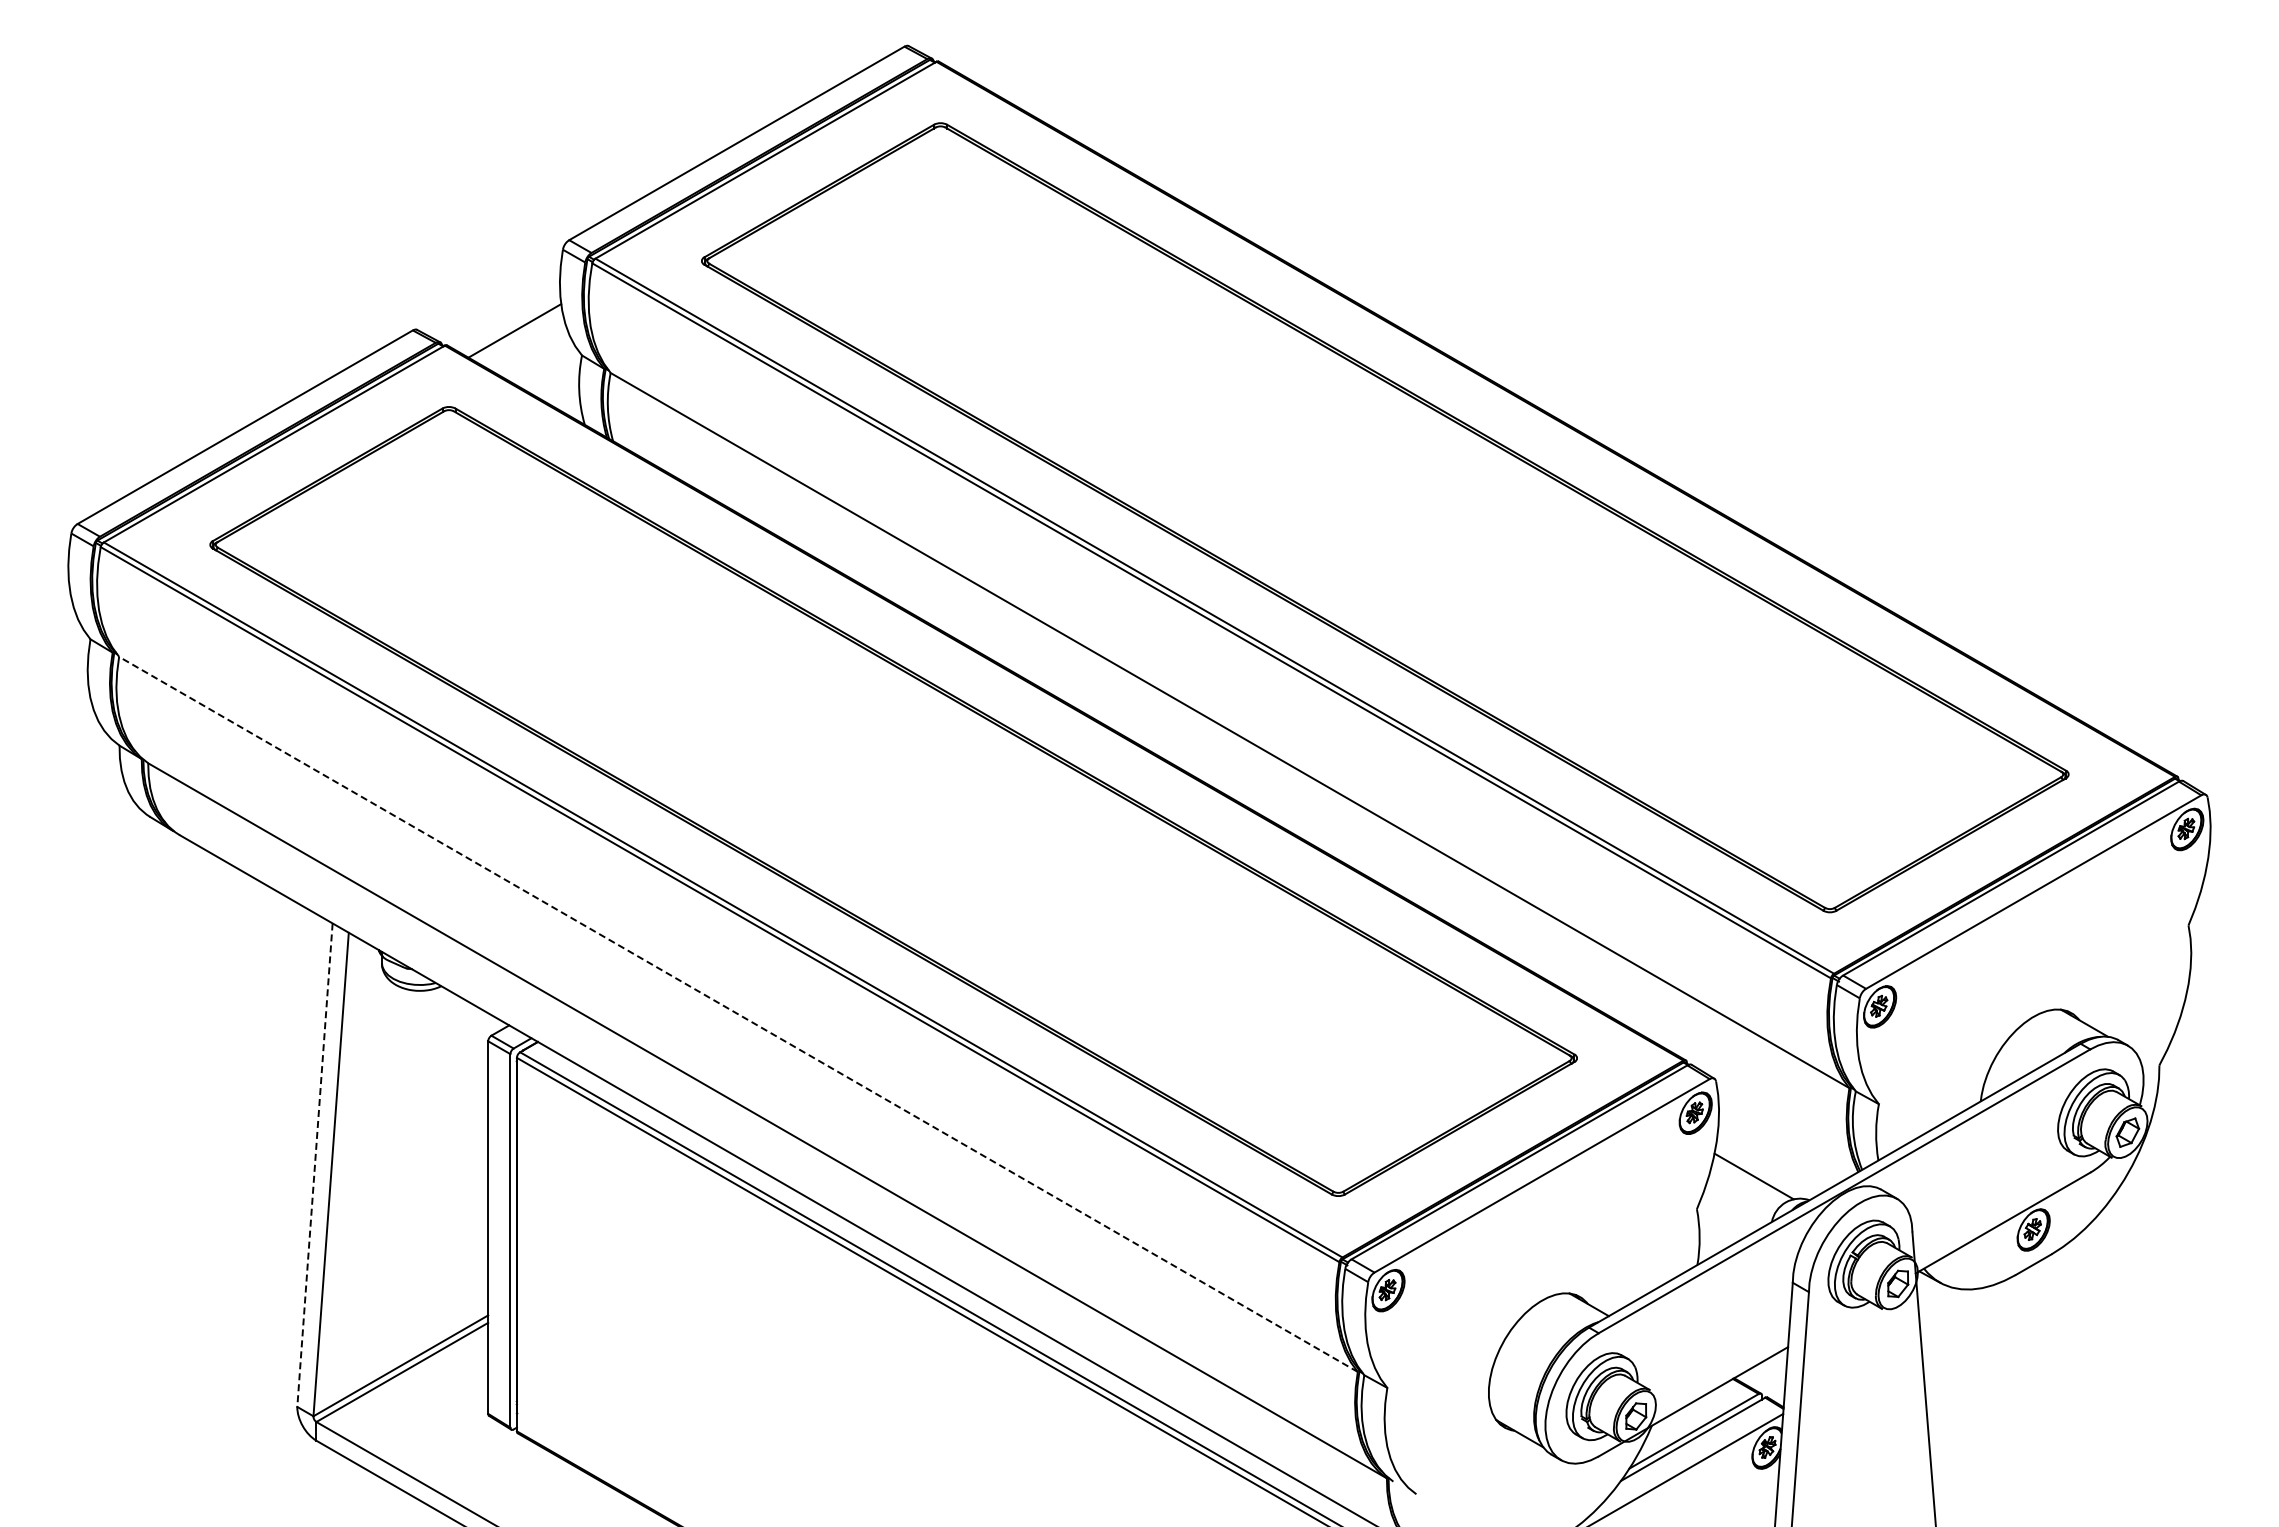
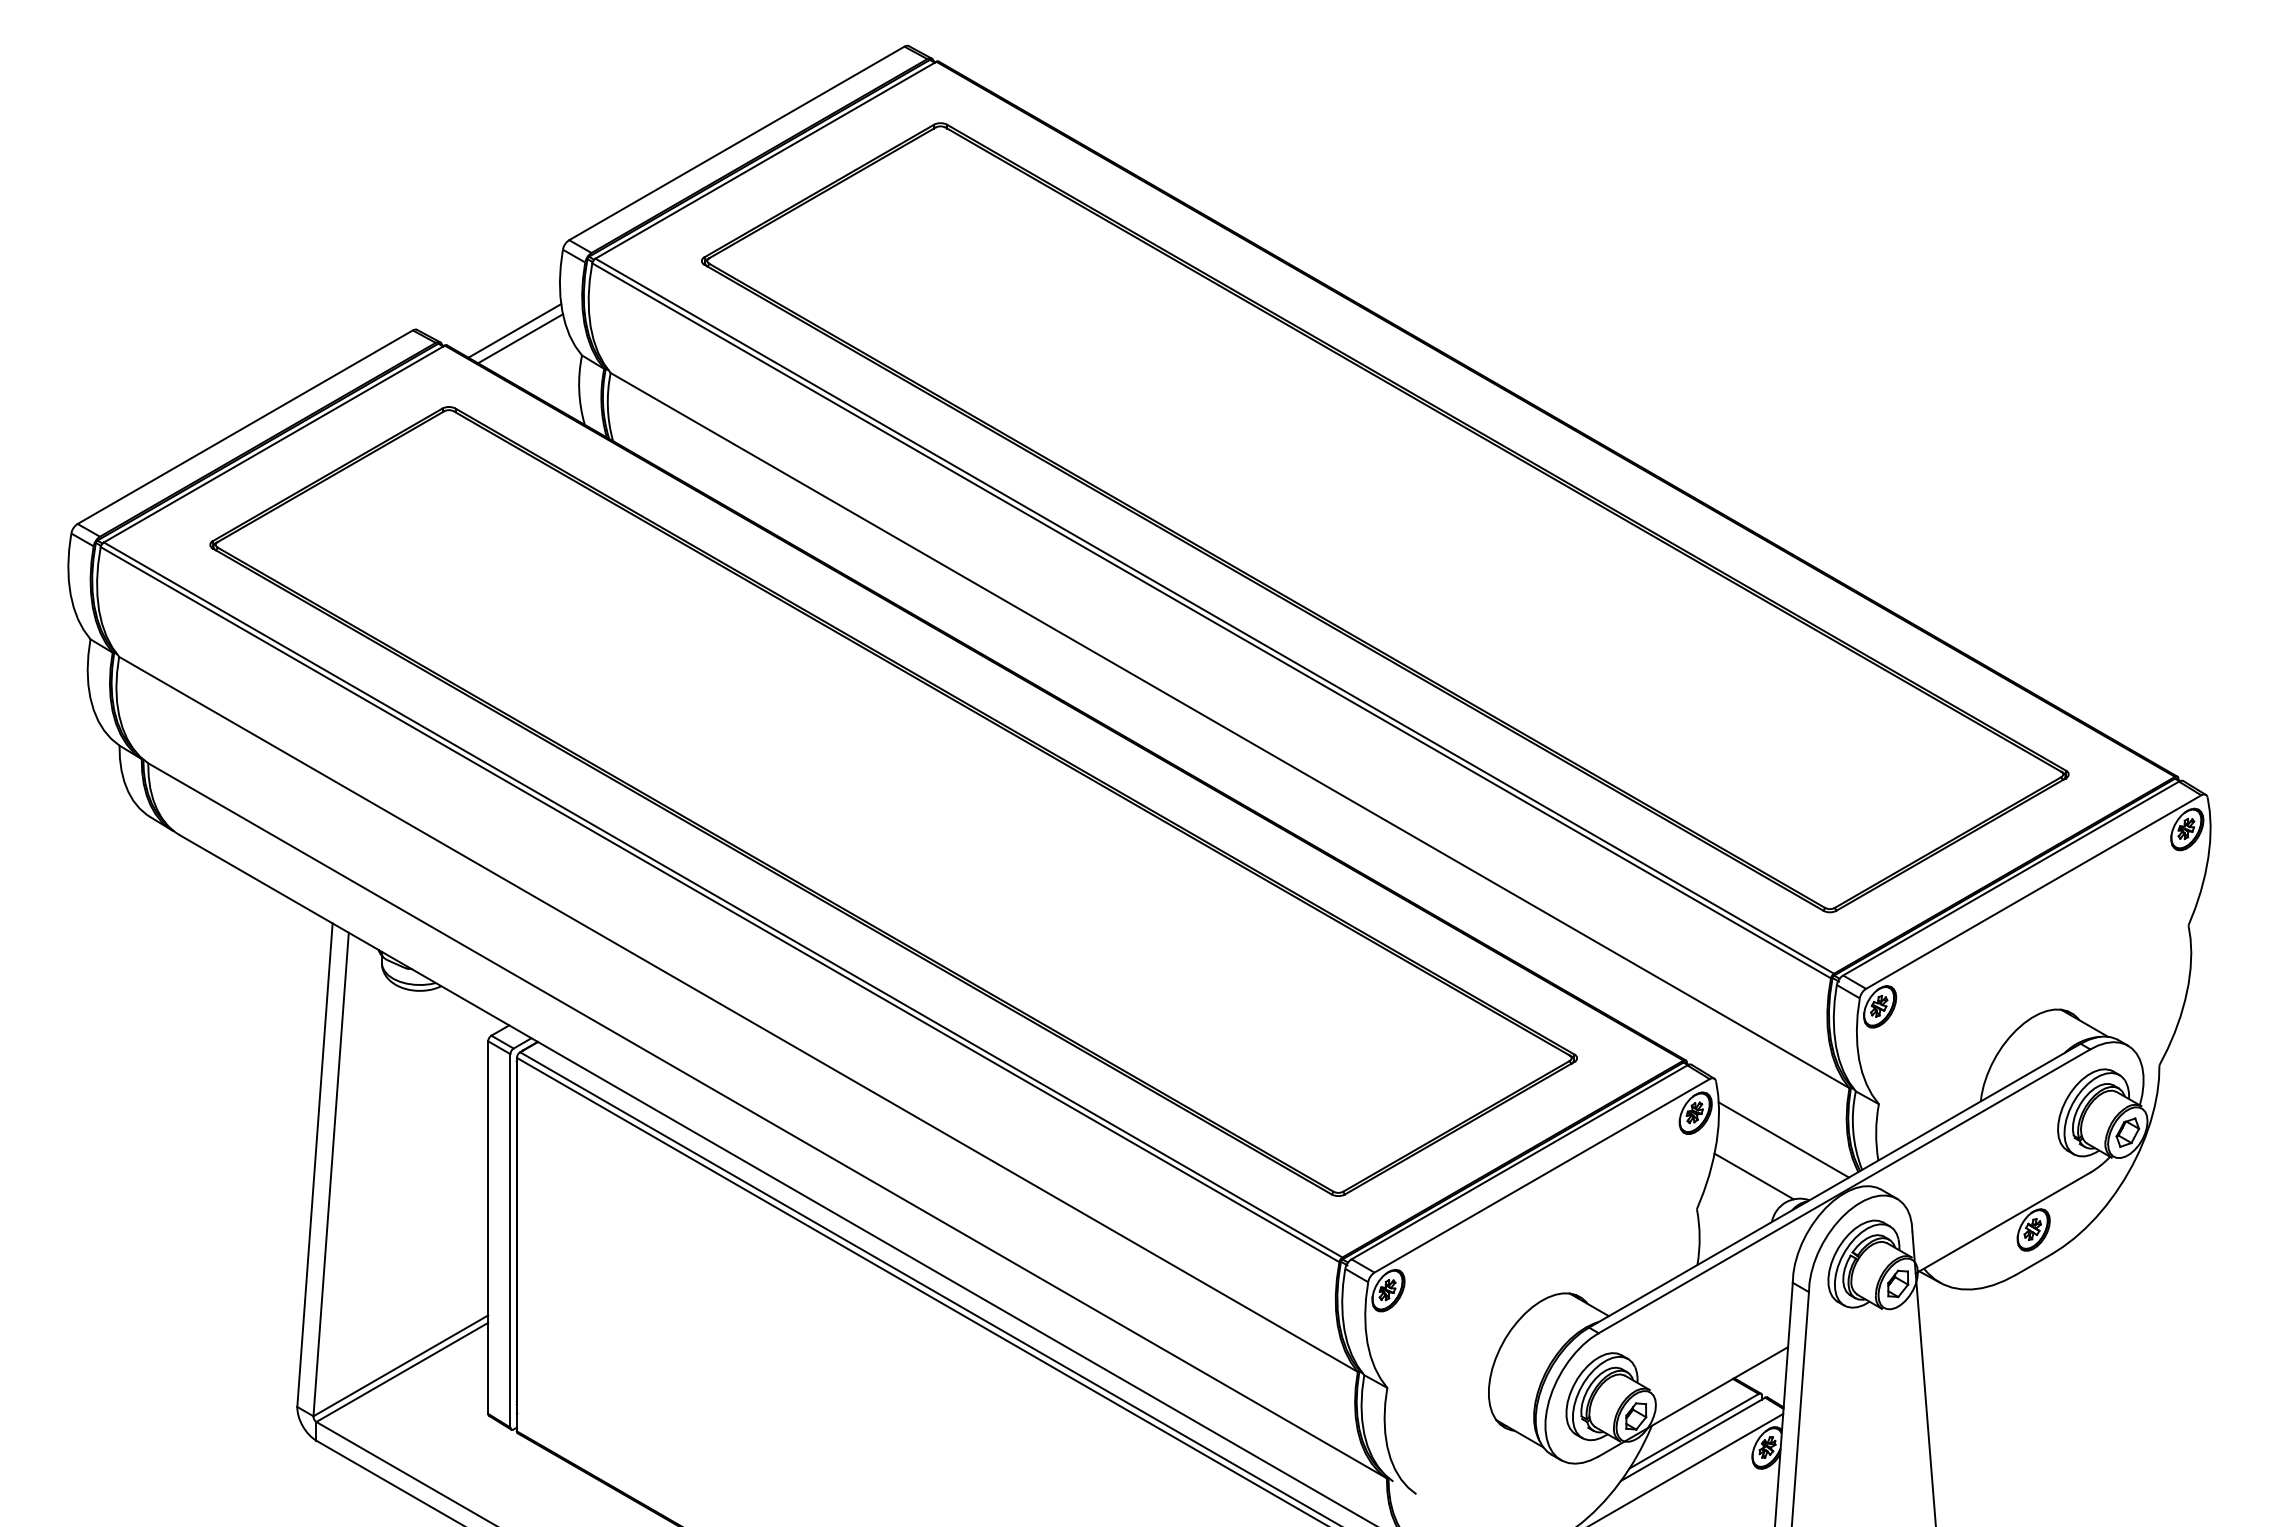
line: none -> present (520, 338)
line: dashed -> solid (738, 1014)
line: none -> present (1783, 1139)
line: dashed -> solid (314, 1165)
